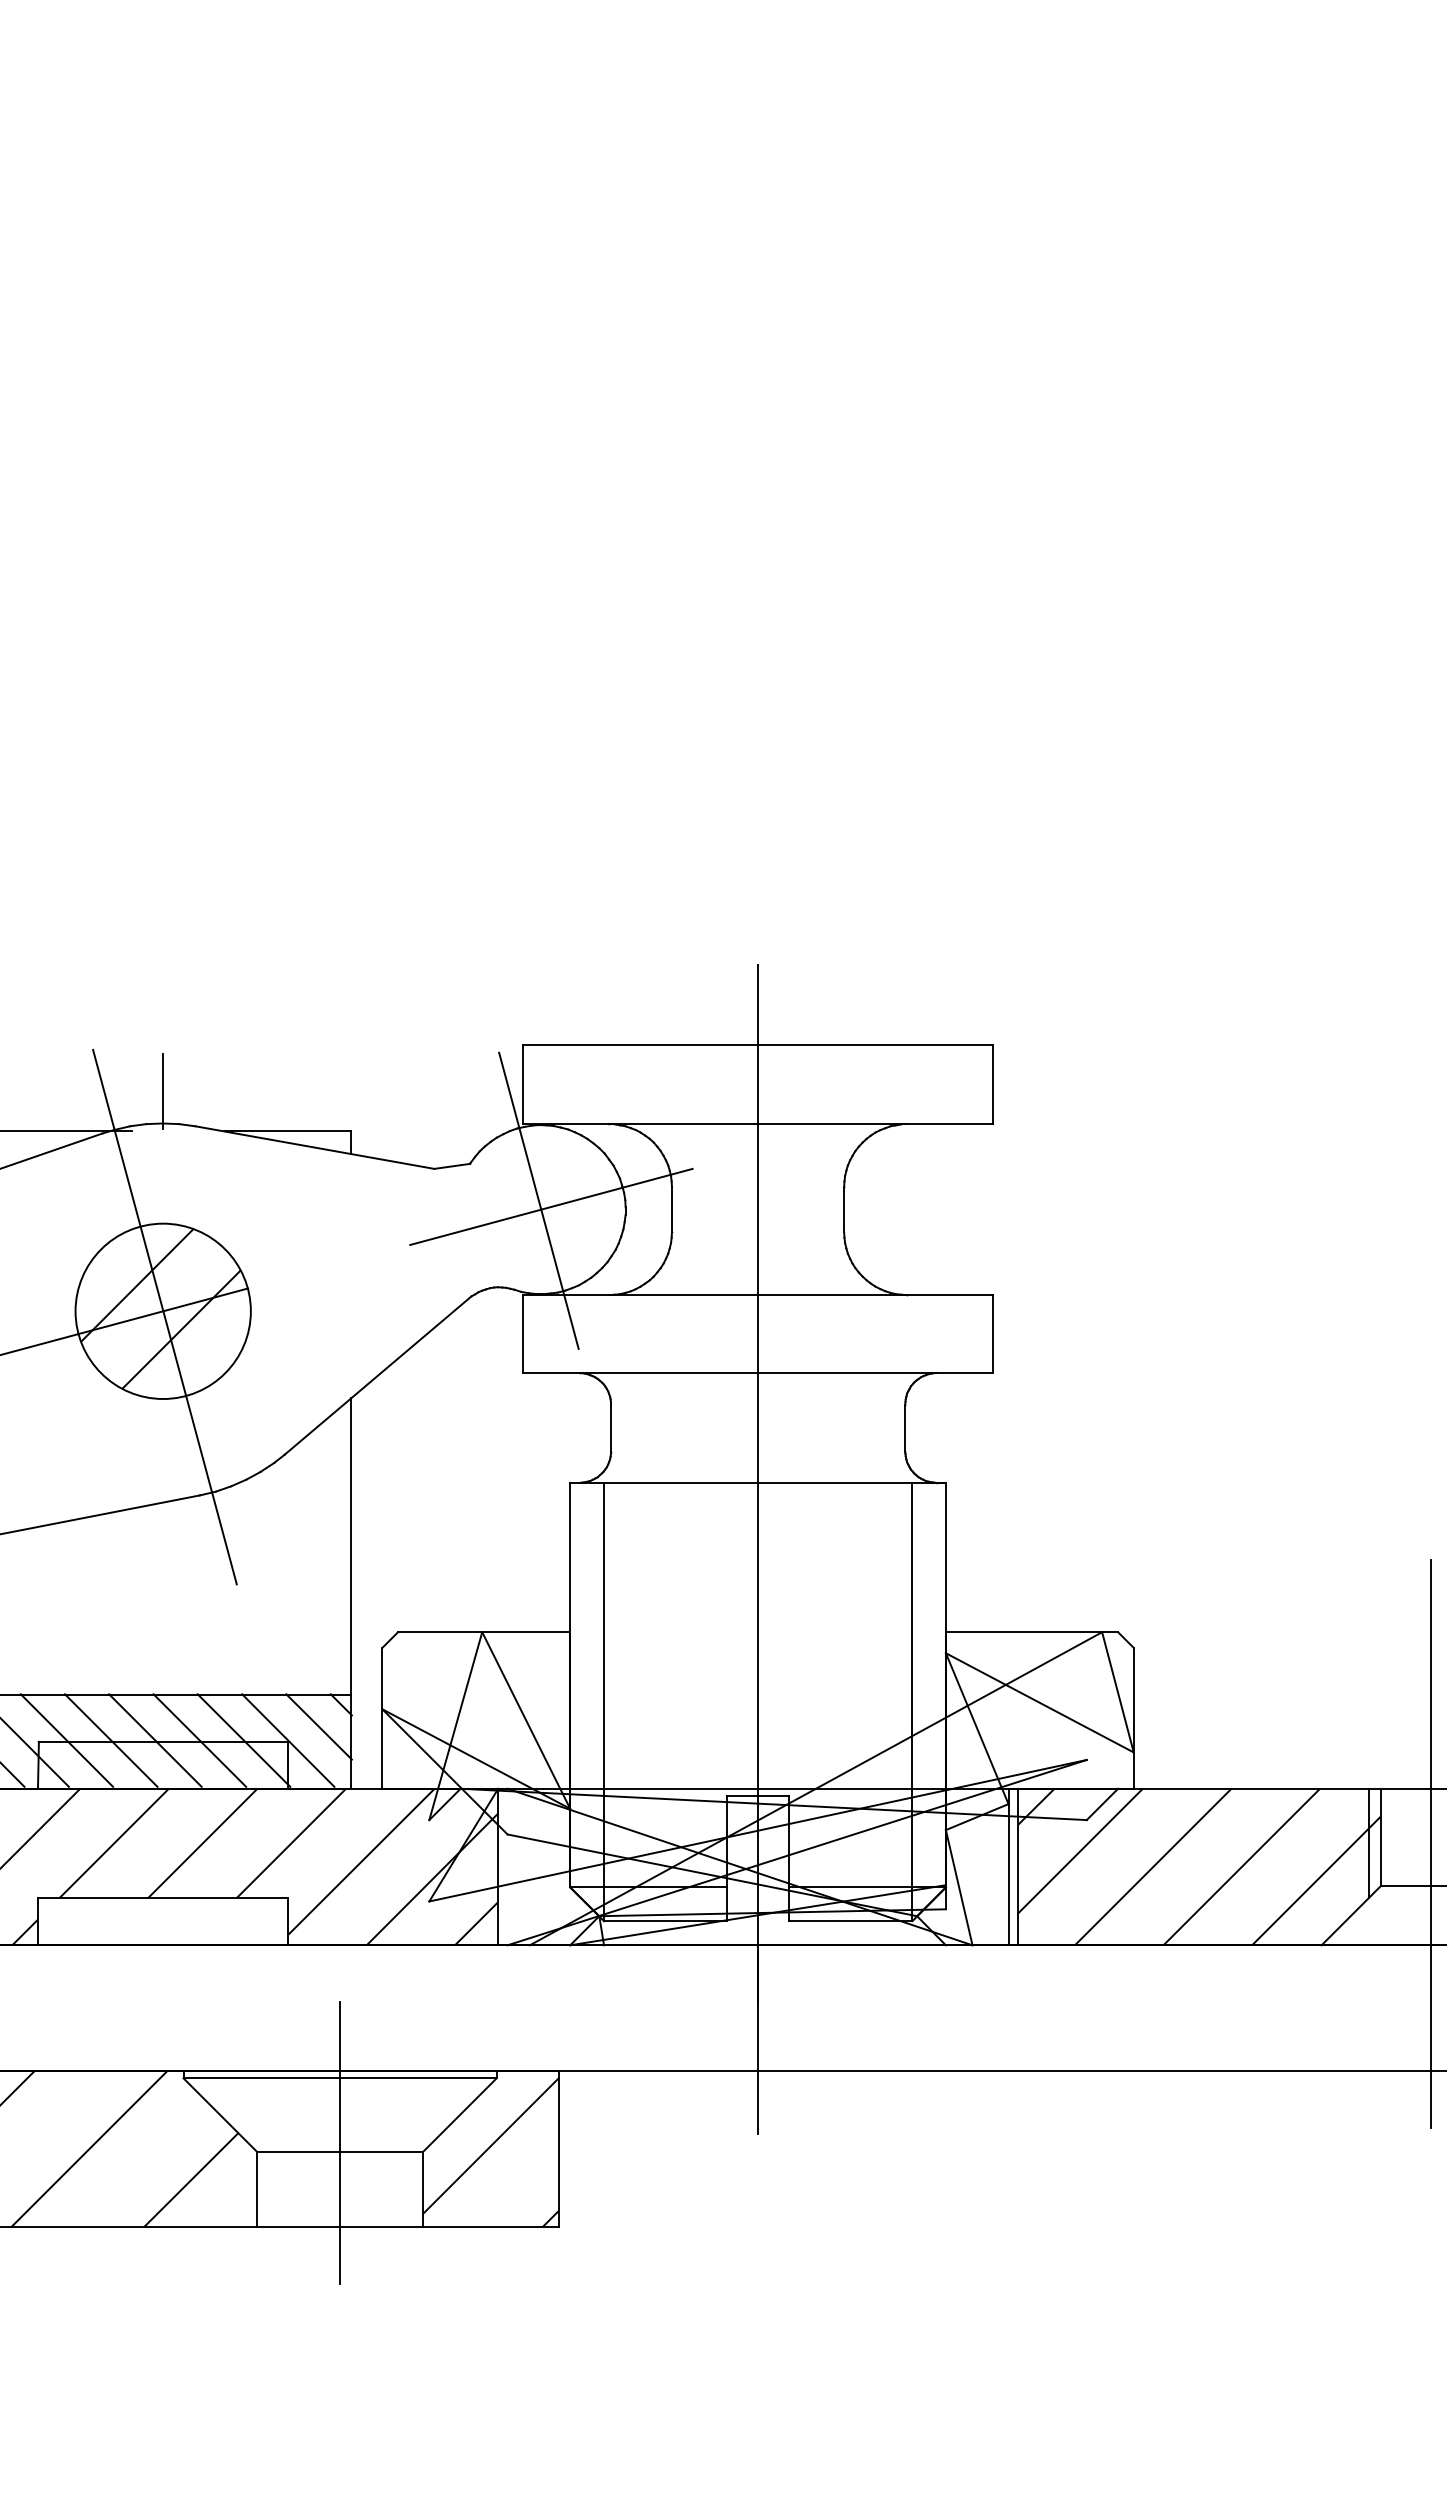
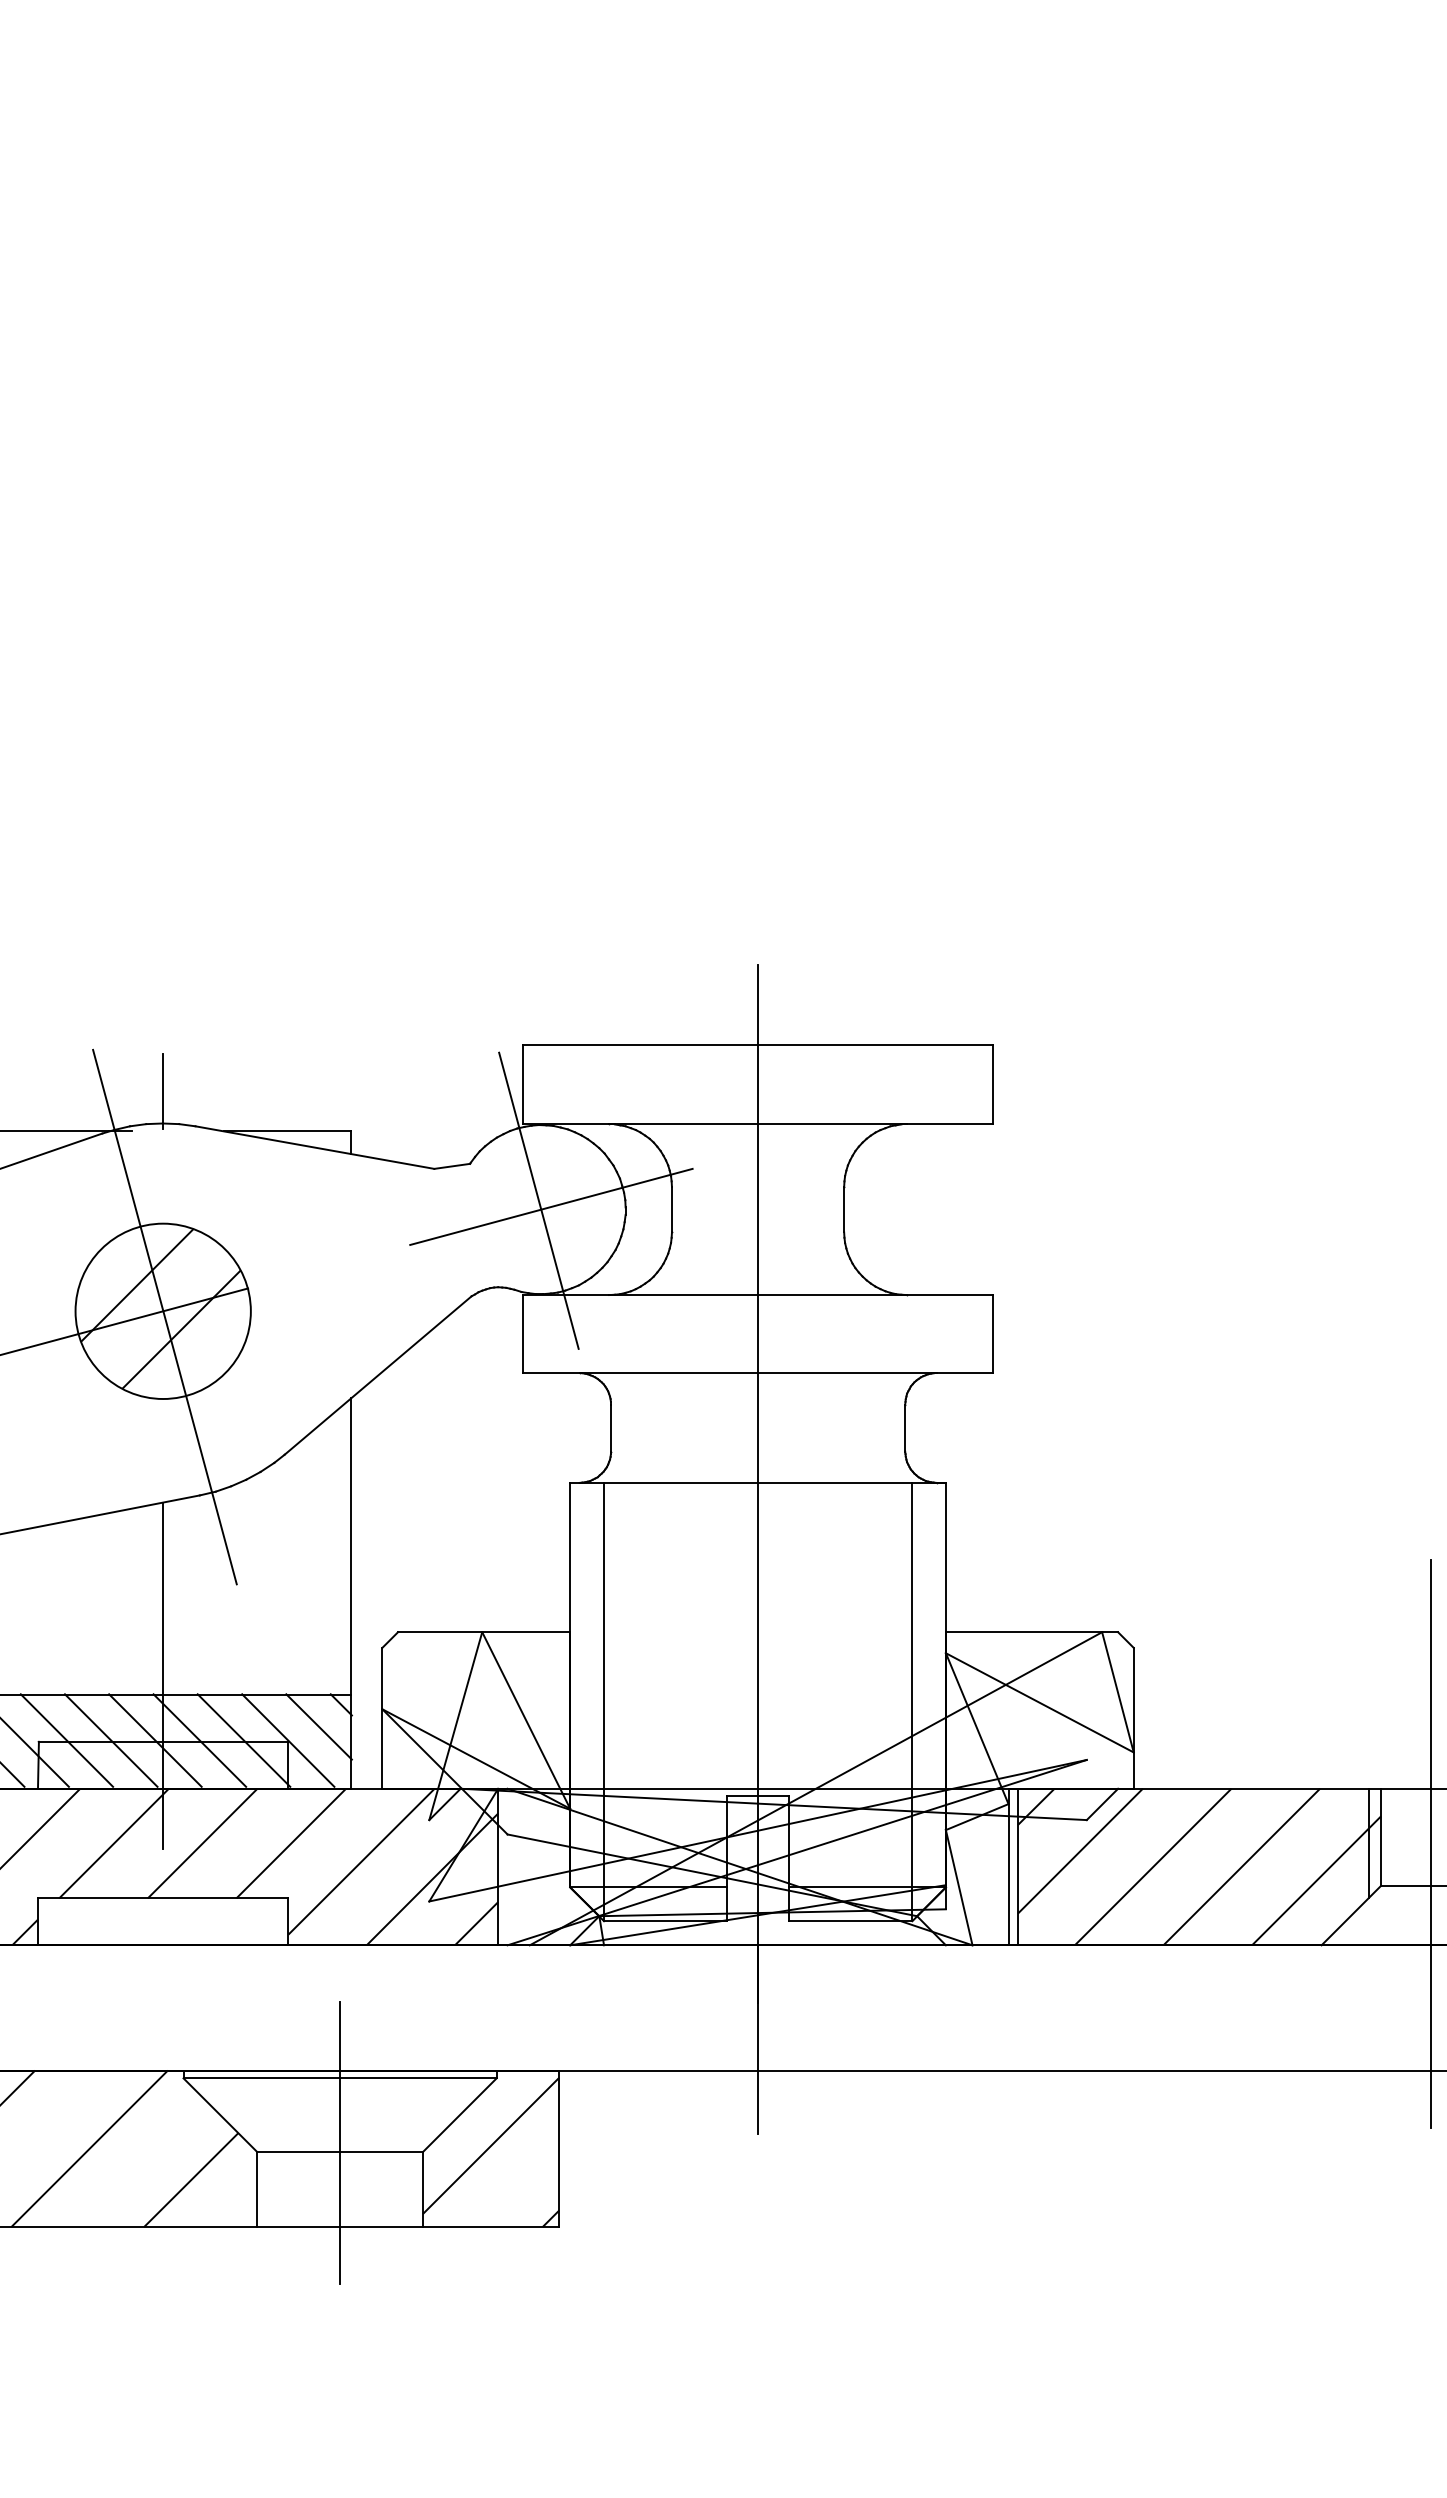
line: none -> present (163, 1675)
